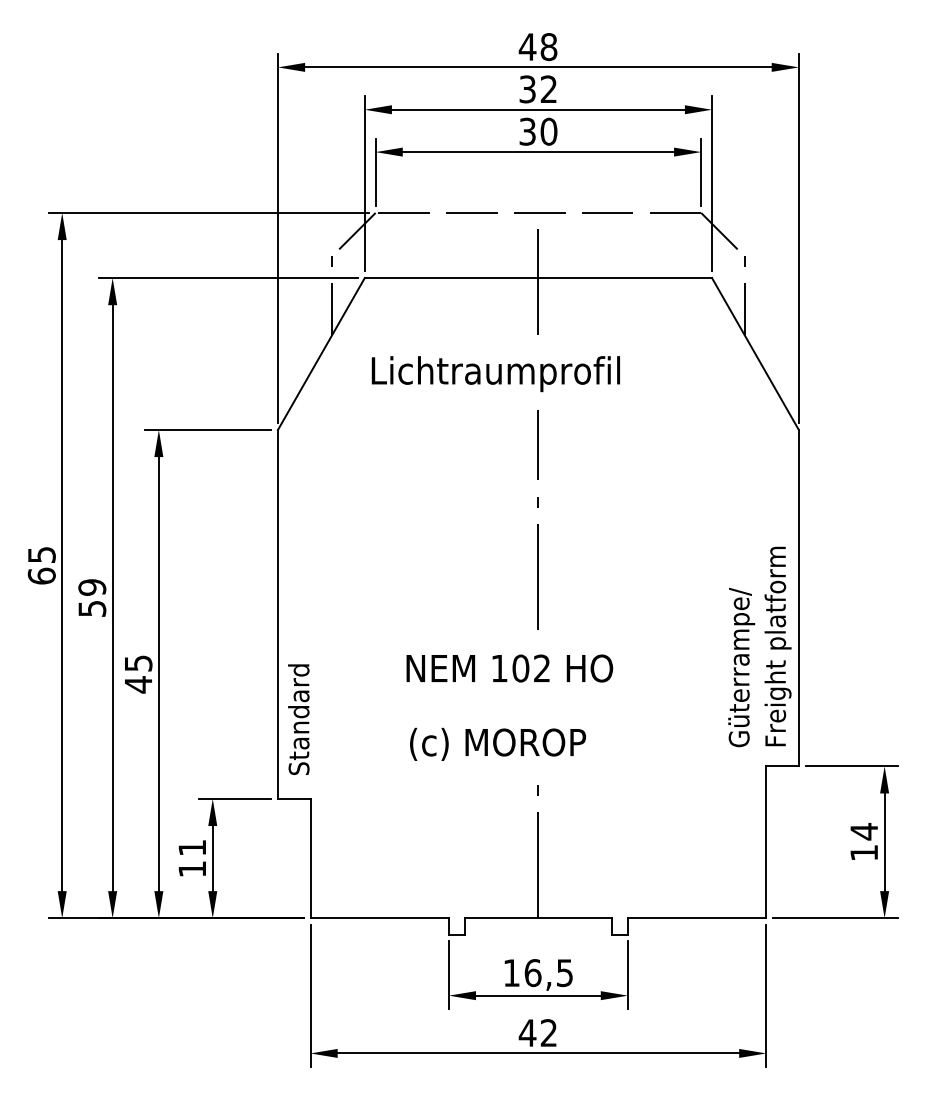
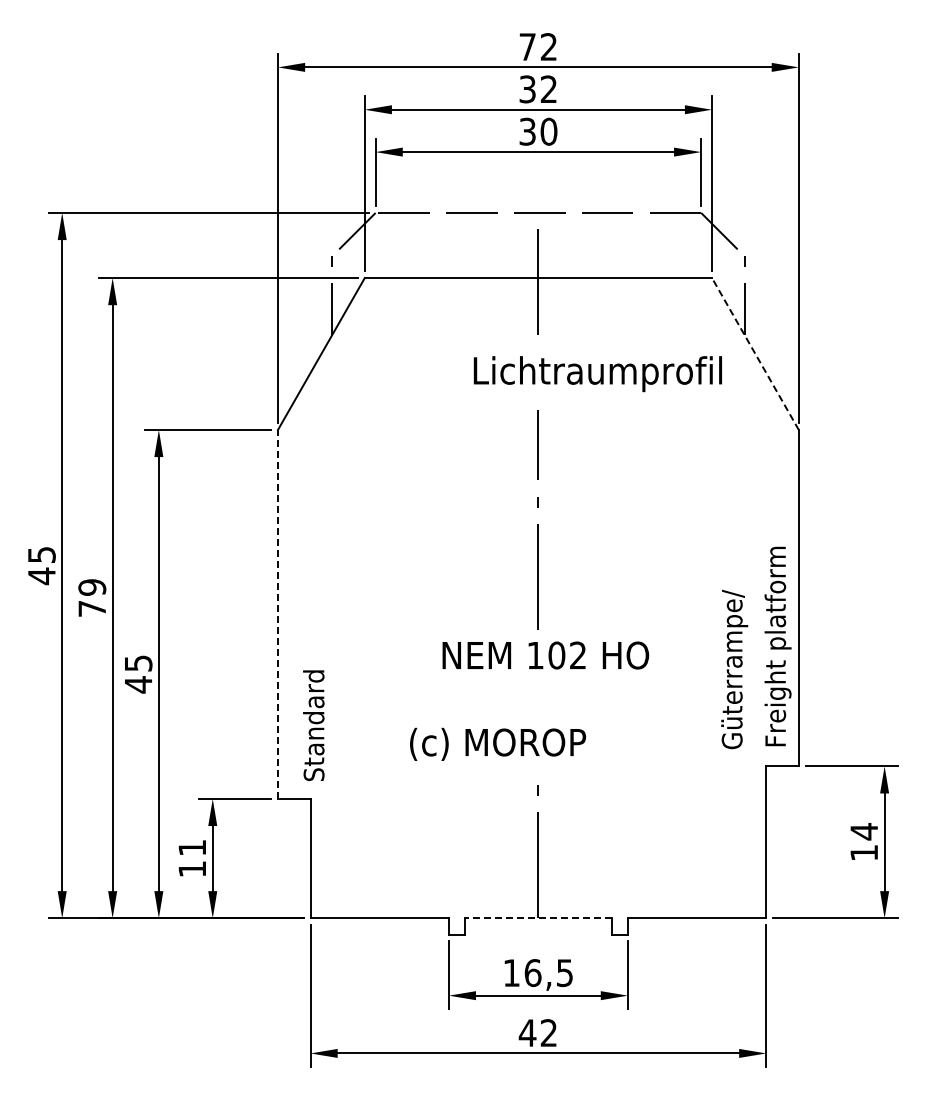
text: 48 -> 72 (537, 47)
line: solid -> dashed (755, 353)
text position: (495, 374) -> (597, 374) (597, 374)
text: 65 -> 45 (41, 576)
text: 59 -> 79 (92, 608)
line: solid -> dashed (277, 613)
text position: (741, 667) -> (734, 669) (734, 669)
text position: (509, 668) -> (545, 655) (545, 655)
text position: (298, 719) -> (313, 725) (313, 725)
line: solid -> dashed (537, 918)
